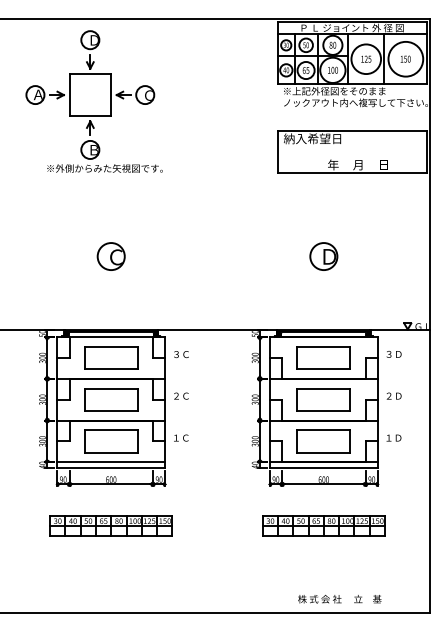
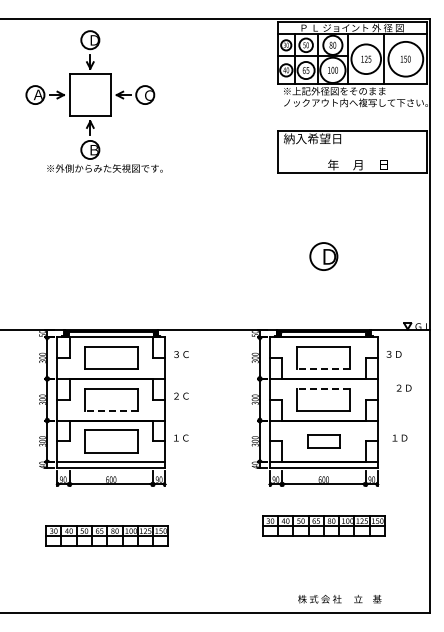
part: present -> none (110, 256)
line: solid -> dashed (323, 369)
line: solid -> dashed (323, 388)
text position: (393, 395) -> (403, 387) (403, 387)
line: solid -> dashed (110, 410)
text position: (393, 437) -> (399, 437) (399, 437)
part size: 55x25 px -> 34x15 px (323, 441)
part position: (110, 525) -> (106, 535) (106, 535)
